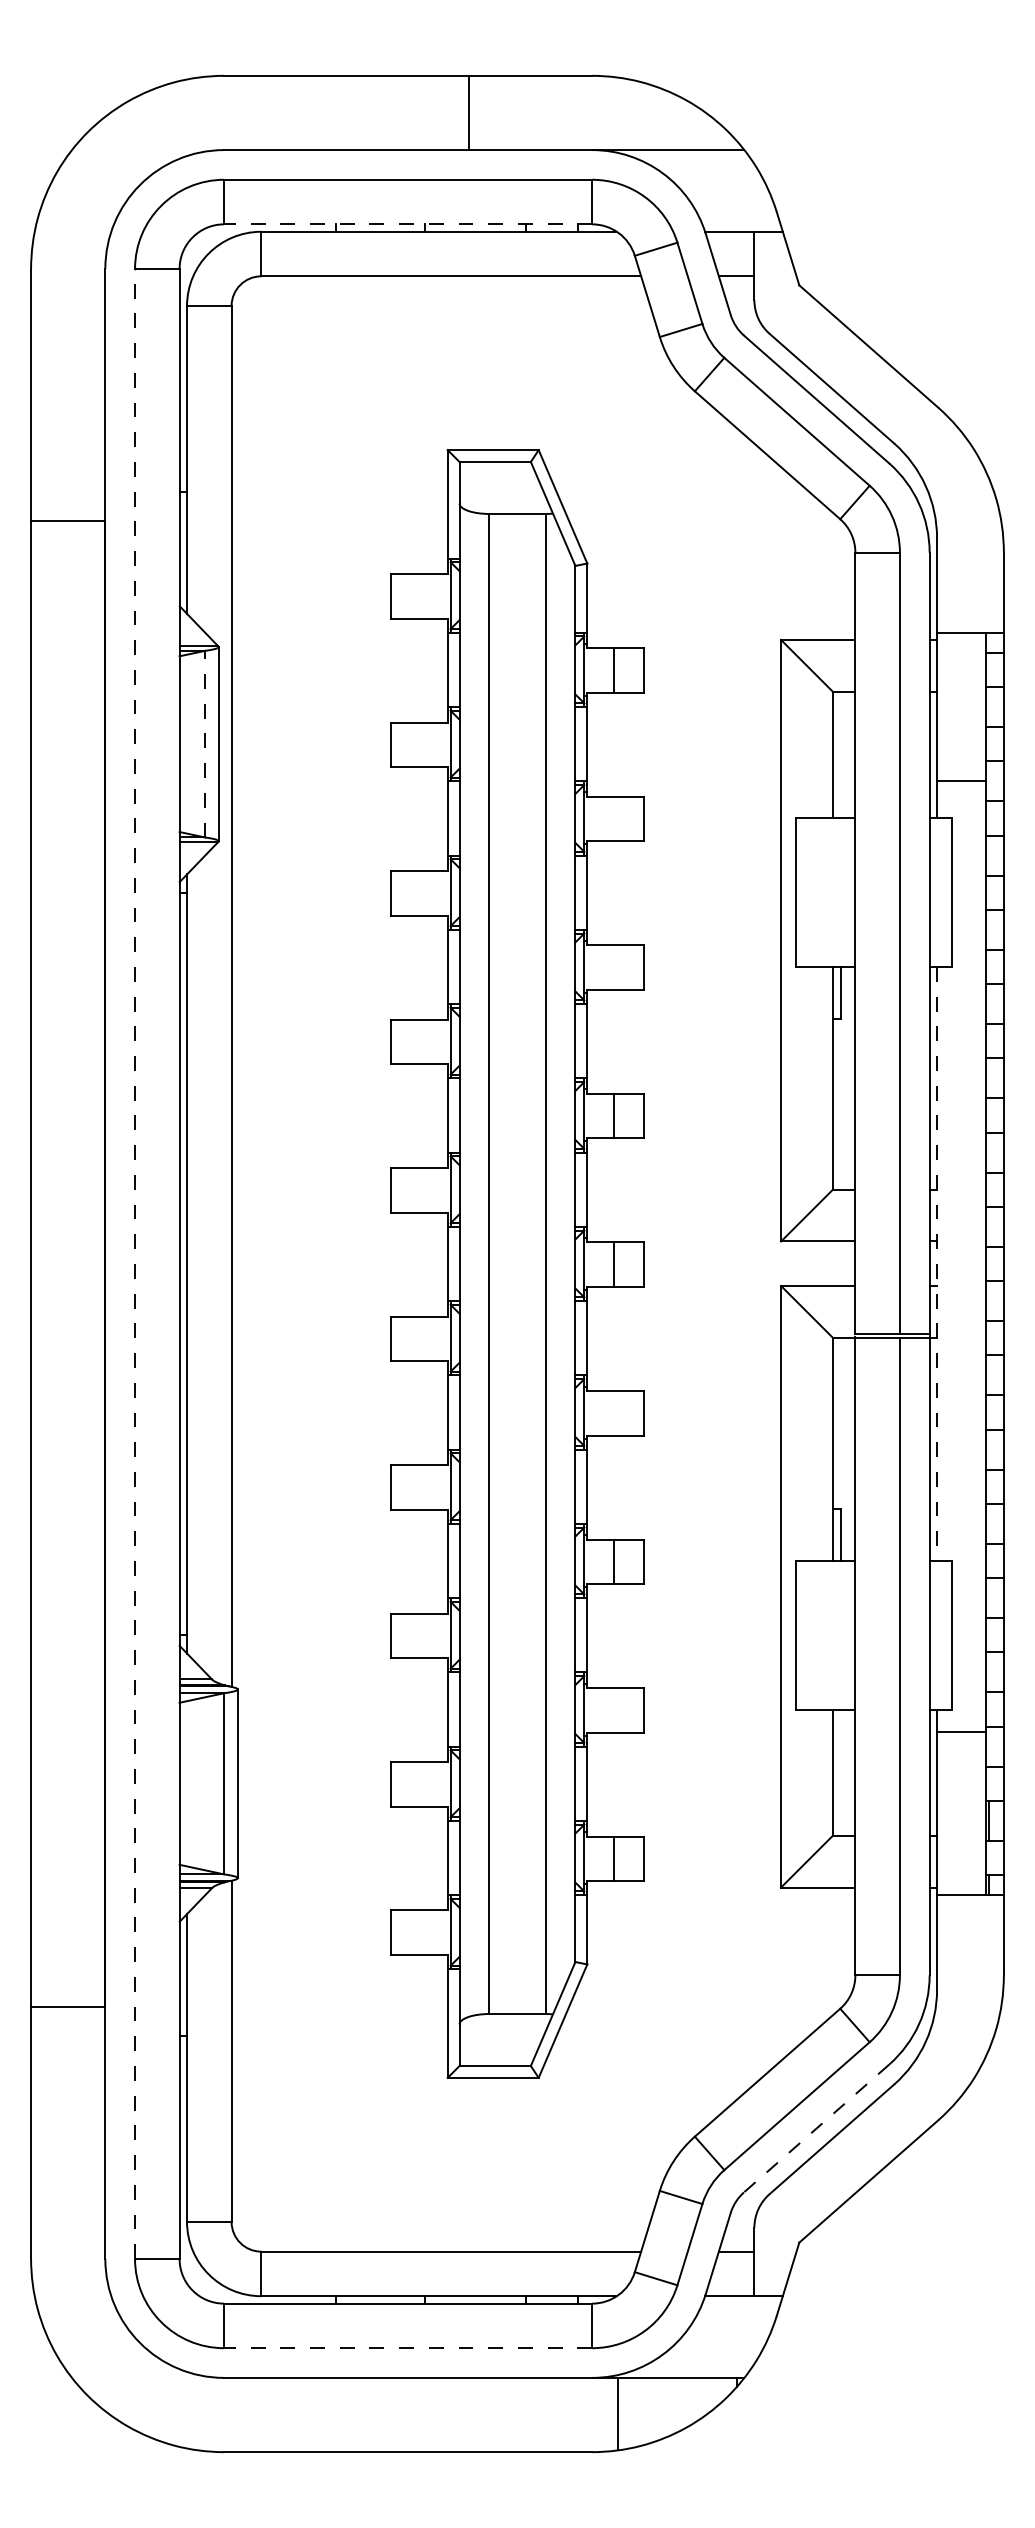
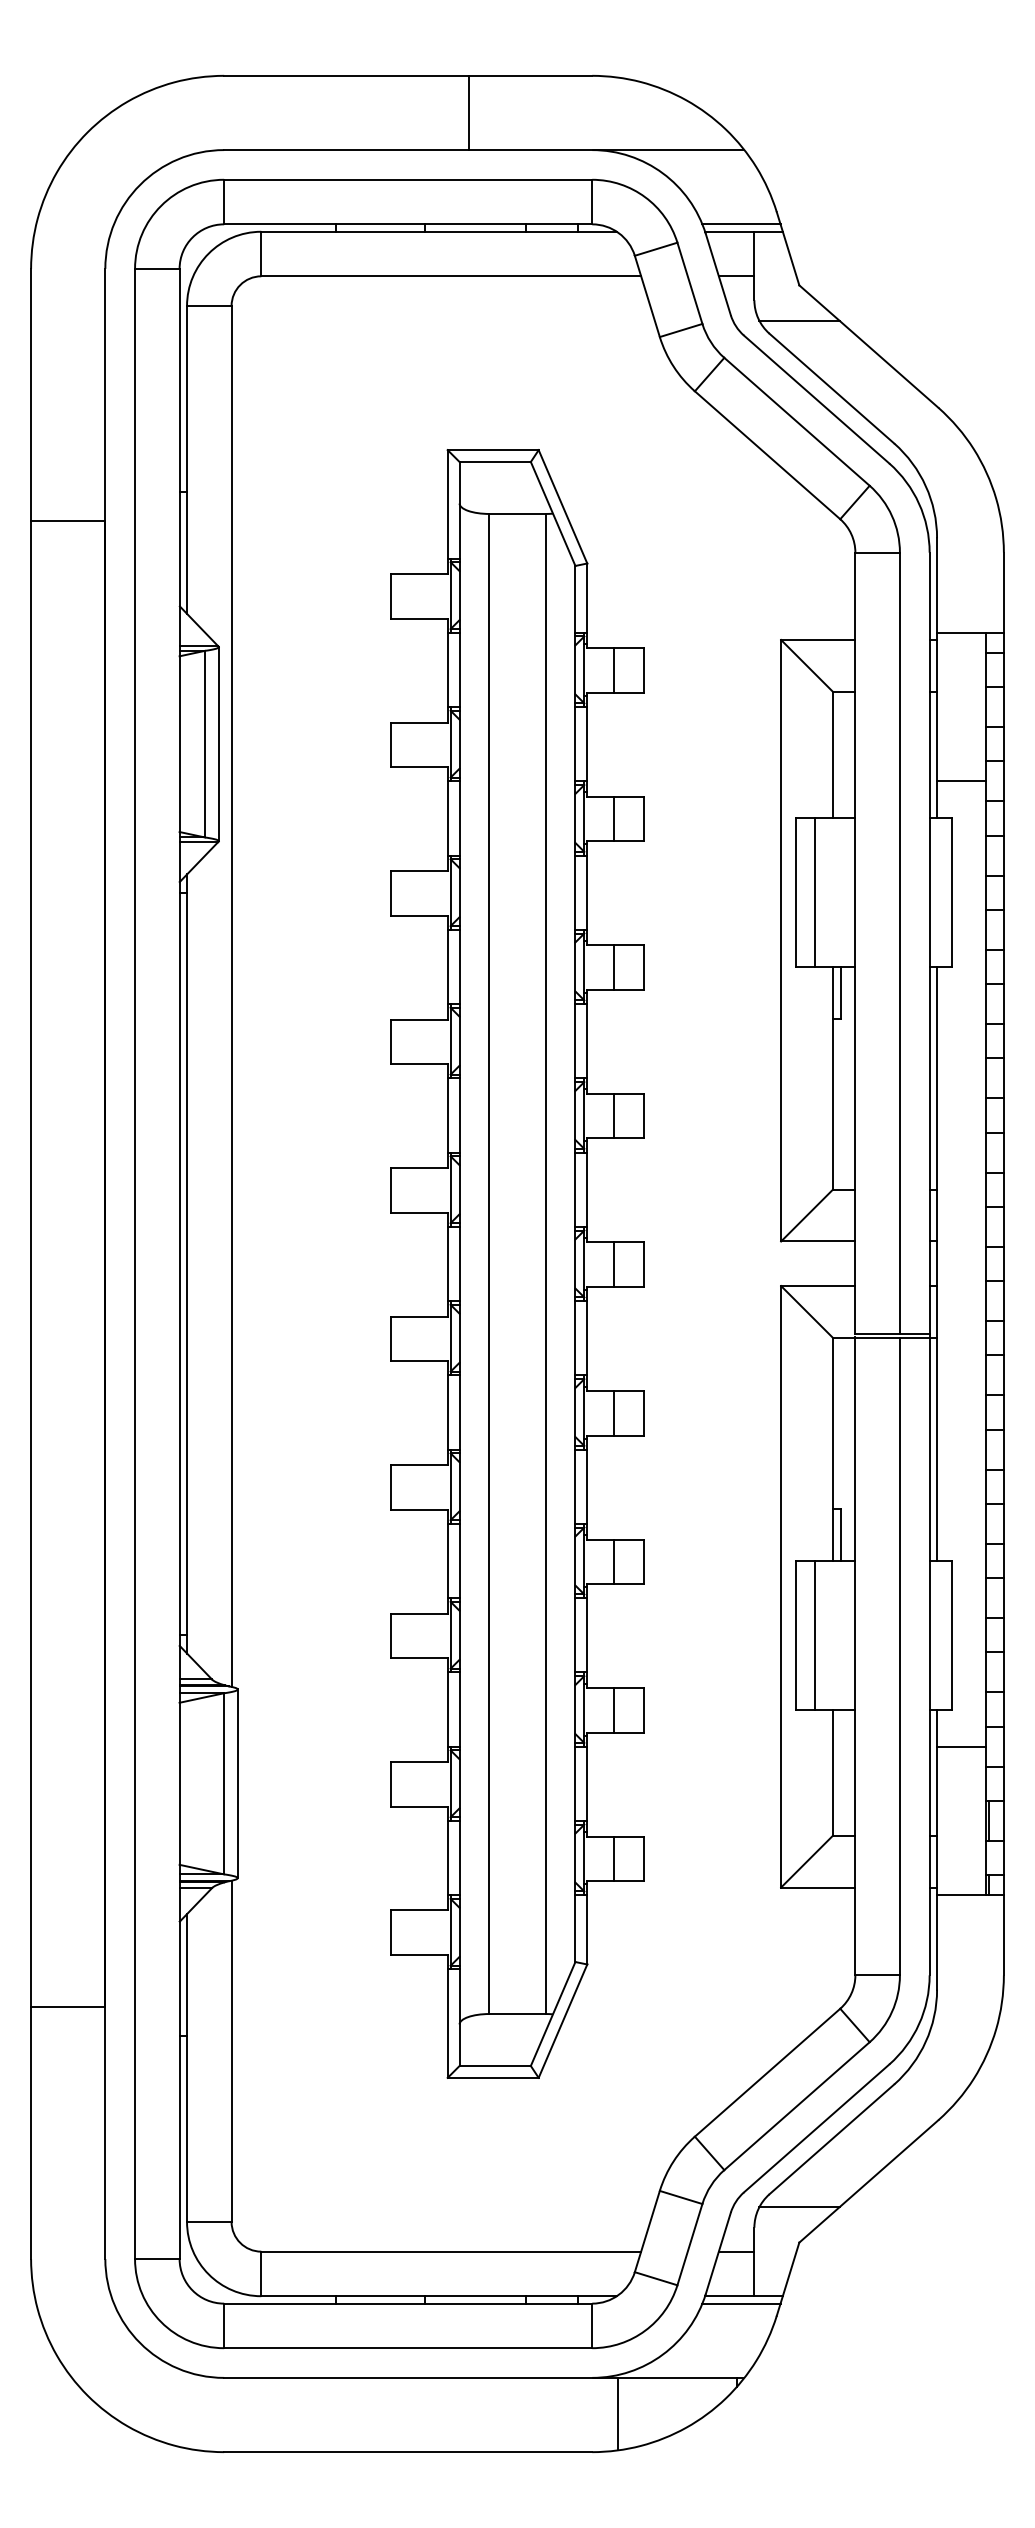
line: dashed -> solid (407, 224)
line: none -> present (741, 224)
line: none -> present (799, 320)
line: dashed -> solid (204, 743)
line: none -> present (614, 818)
line: none -> present (814, 892)
line: none -> present (614, 967)
line: dashed -> solid (135, 1263)
line: dashed -> solid (937, 1264)
line: none -> present (614, 1412)
line: none -> present (814, 1635)
line: none -> present (614, 1710)
line position: (961, 1731) -> (961, 1746) (961, 1746)
line: dashed -> solid (816, 2128)
line: none -> present (799, 2207)
line: none -> present (741, 2303)
line: dashed -> solid (407, 2348)
